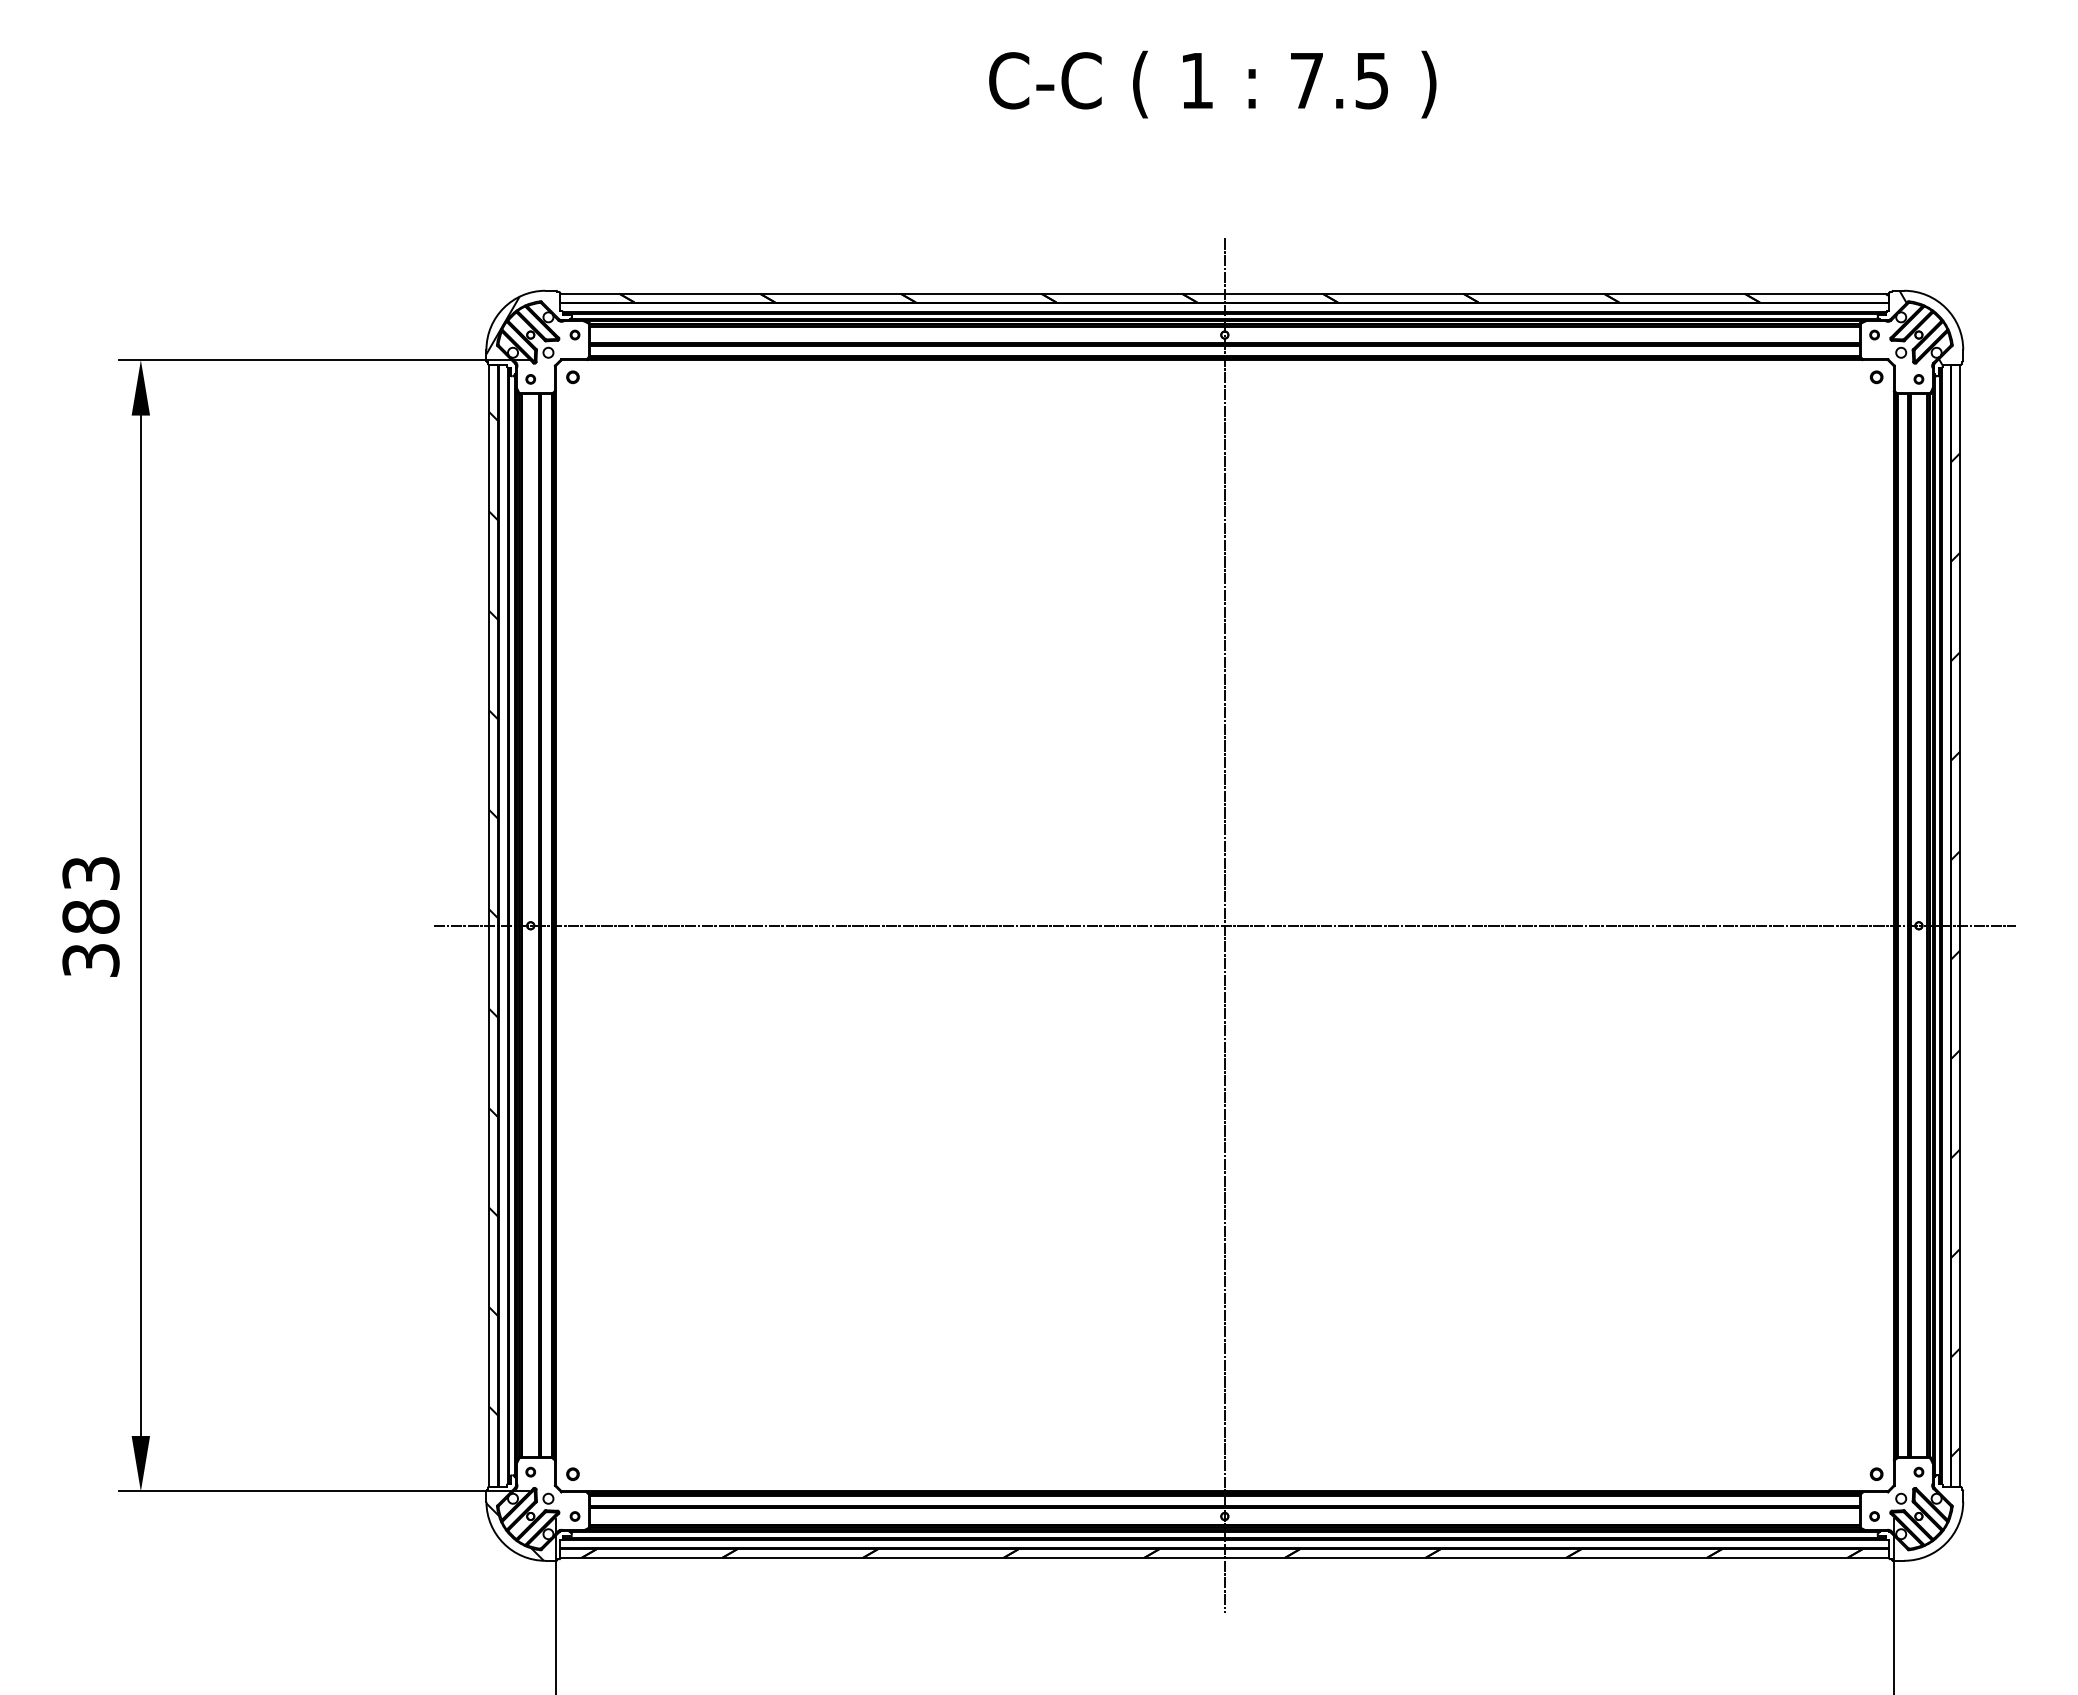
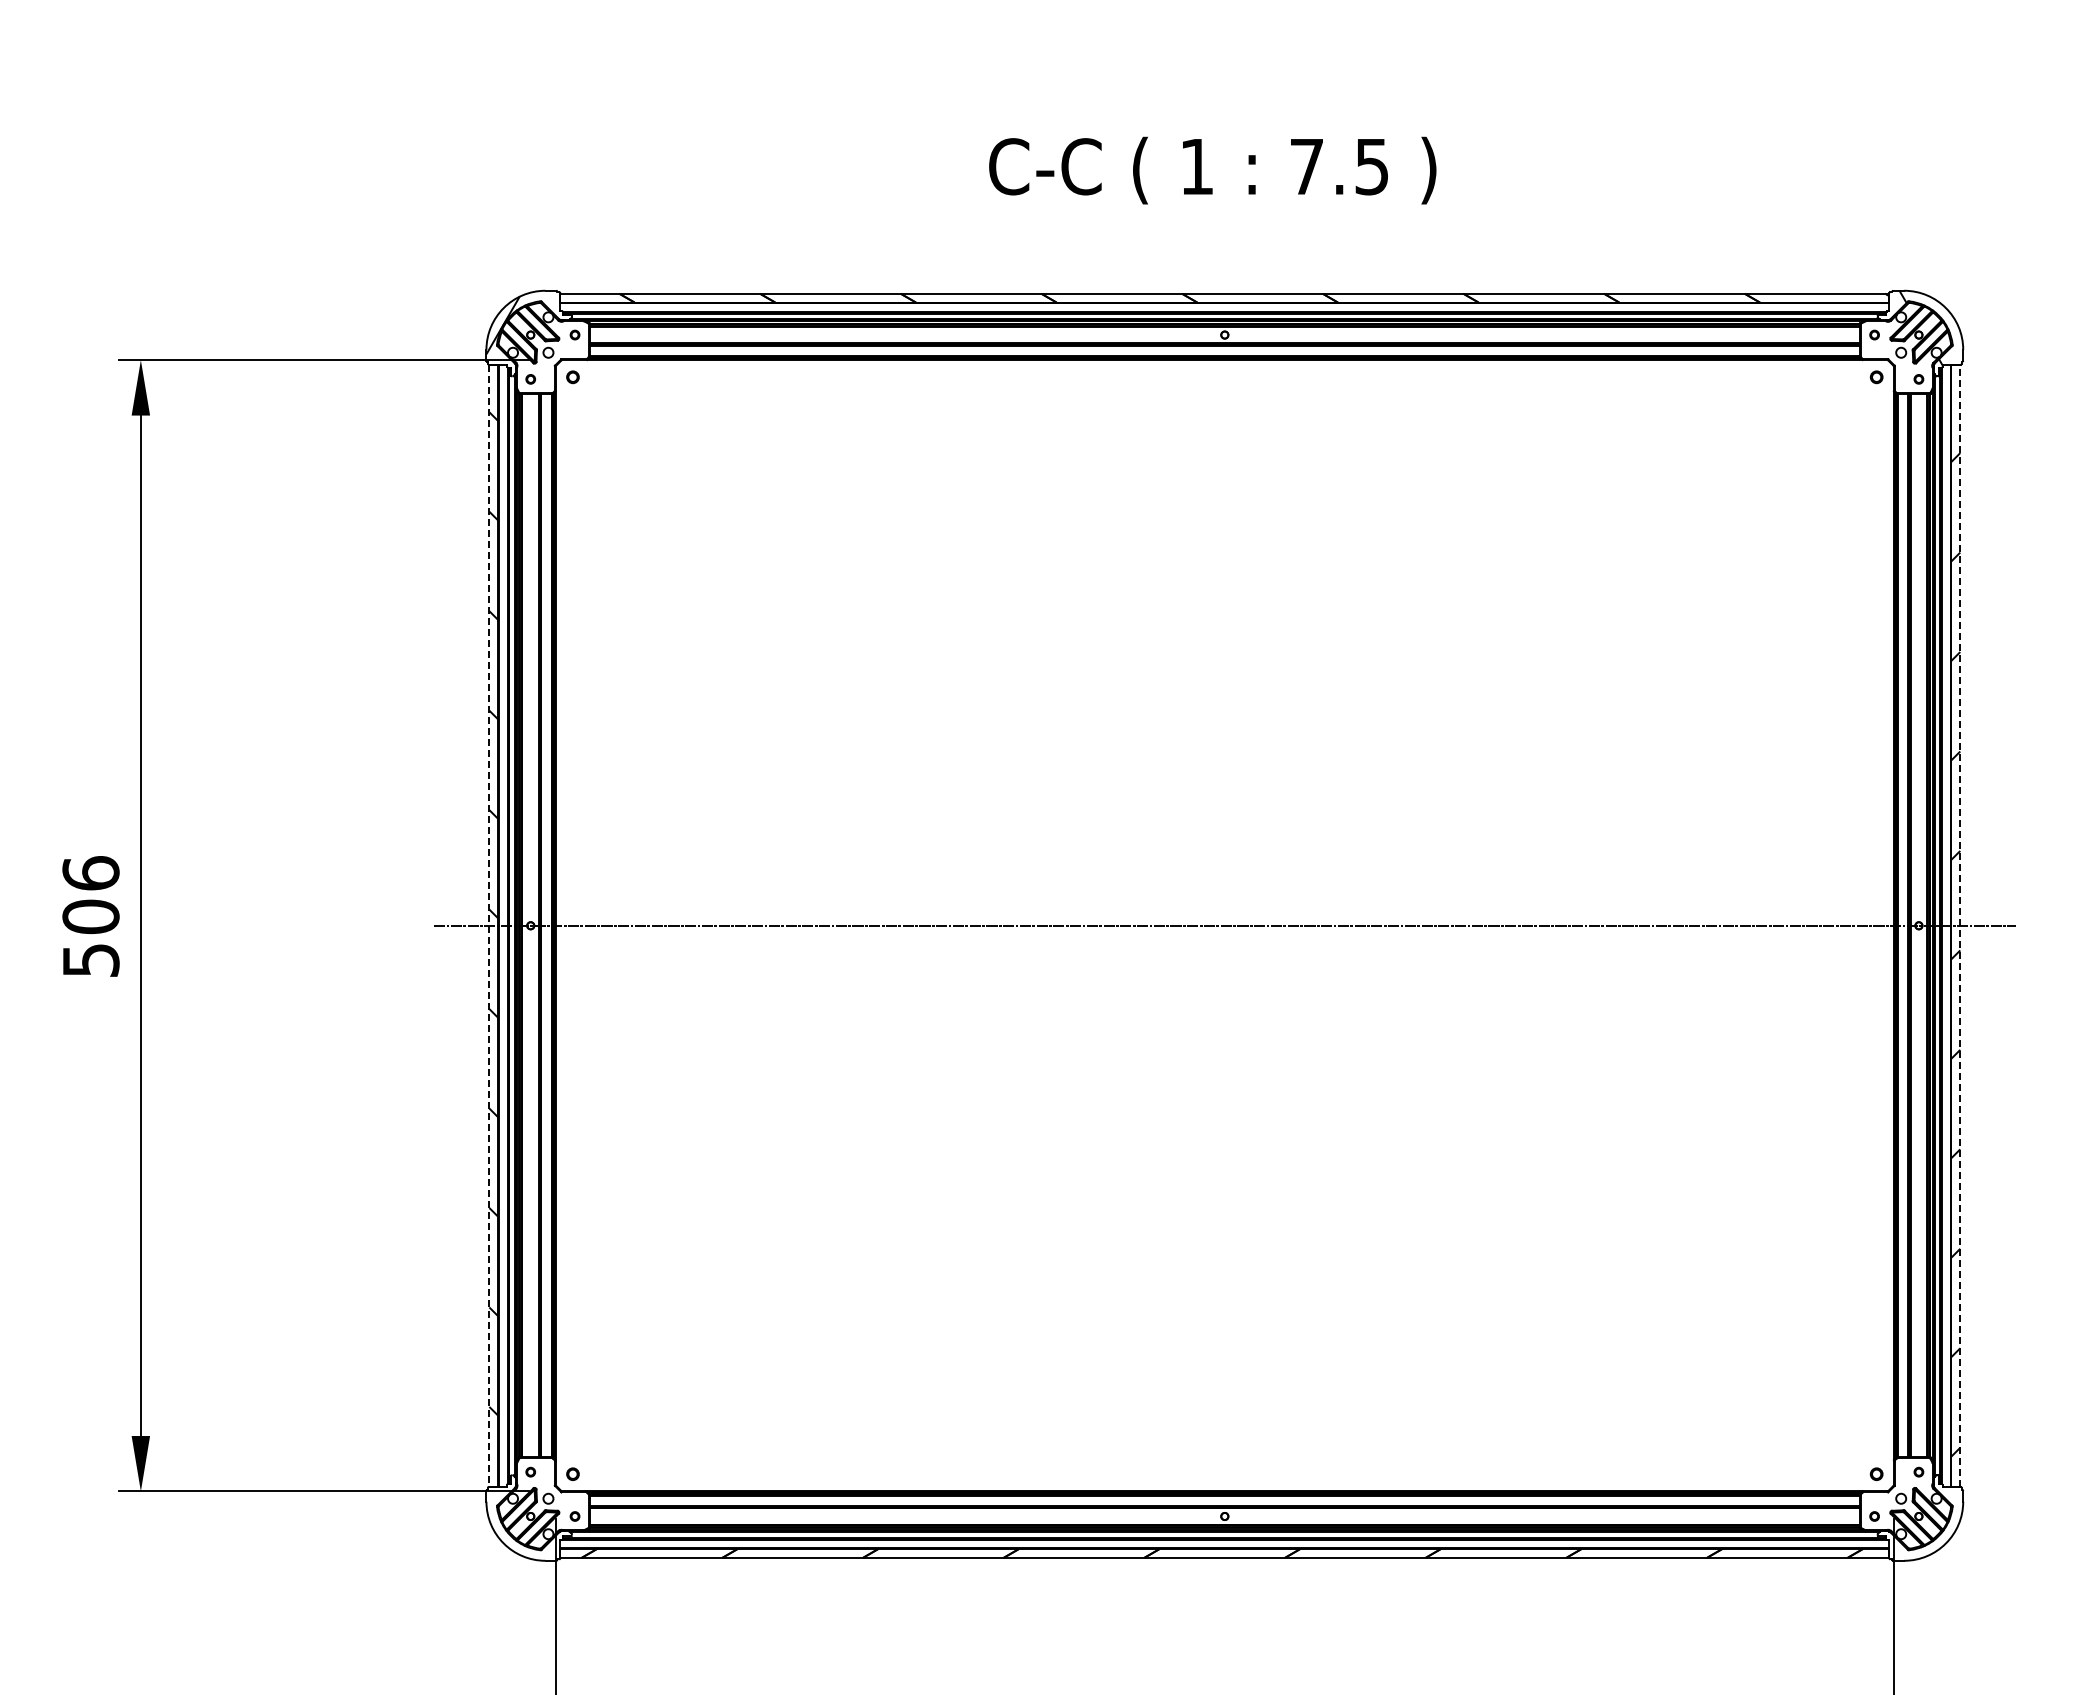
text position: (1212, 84) -> (1212, 170) (1212, 170)
text: 383 -> 506 (90, 916)
line: present -> none (1224, 925)
line: solid -> dashed (1960, 925)
line: solid -> dashed (489, 926)
hatch: present -> none (514, 1531)
